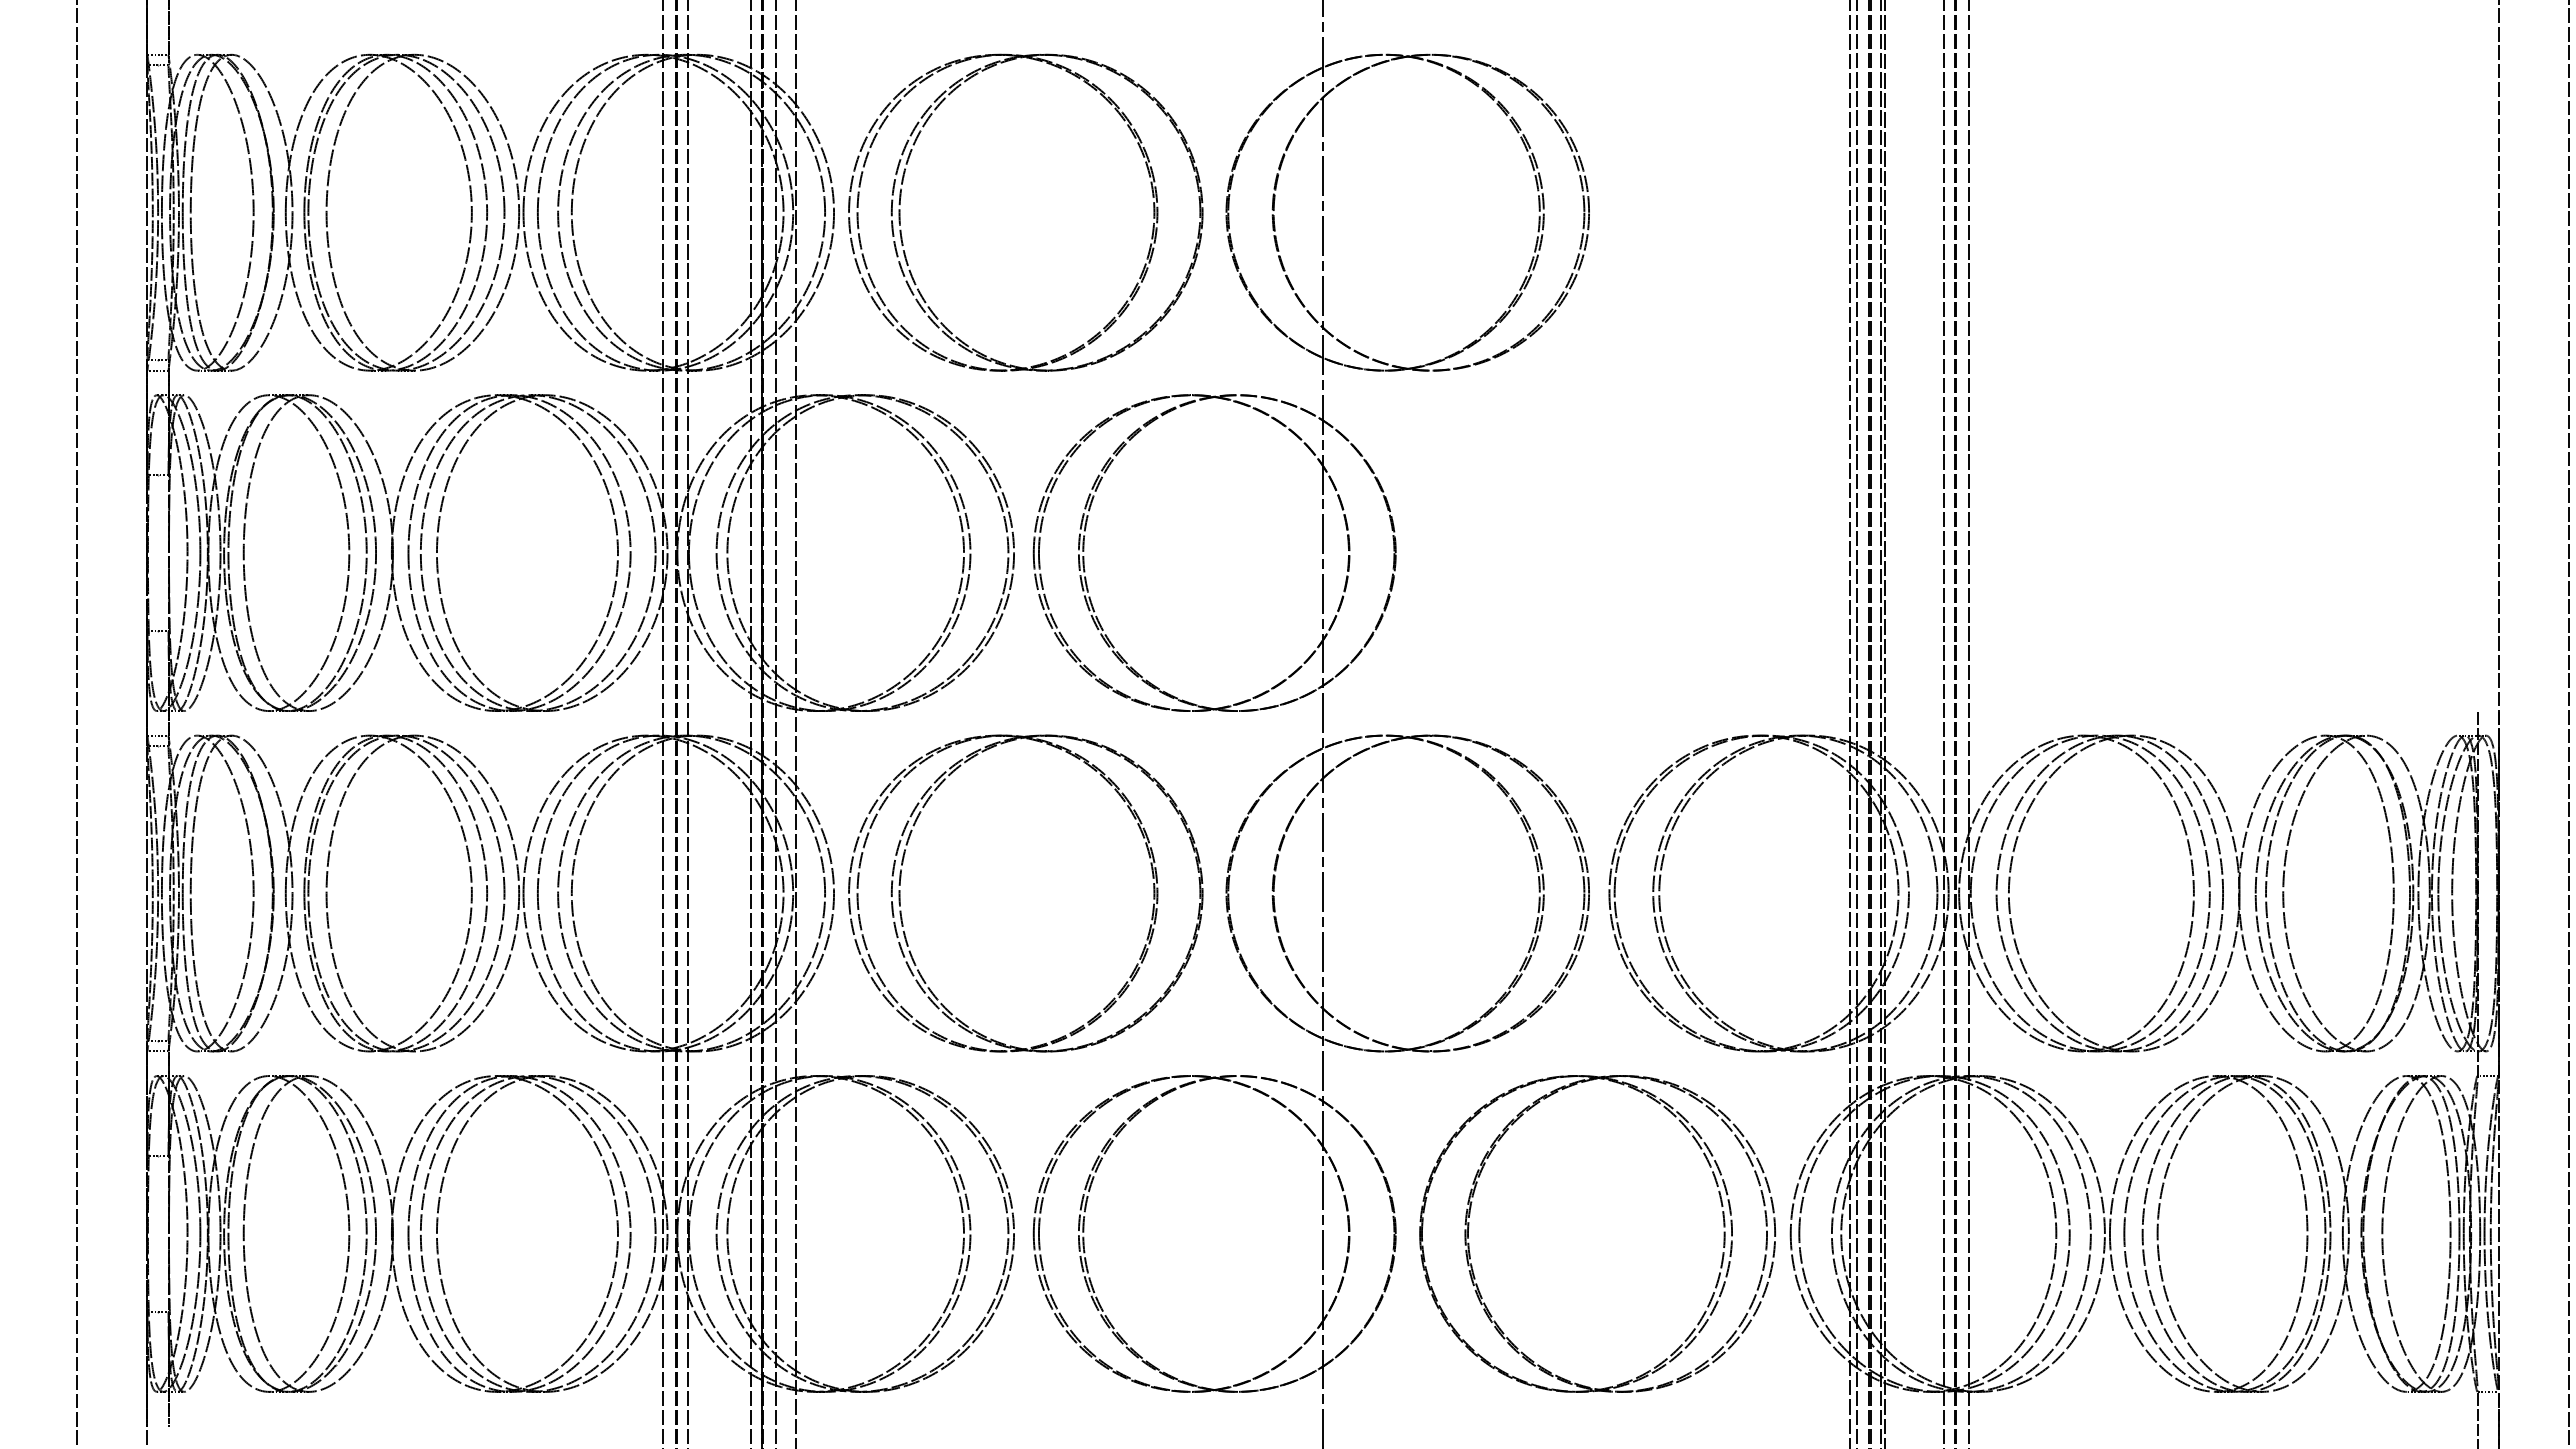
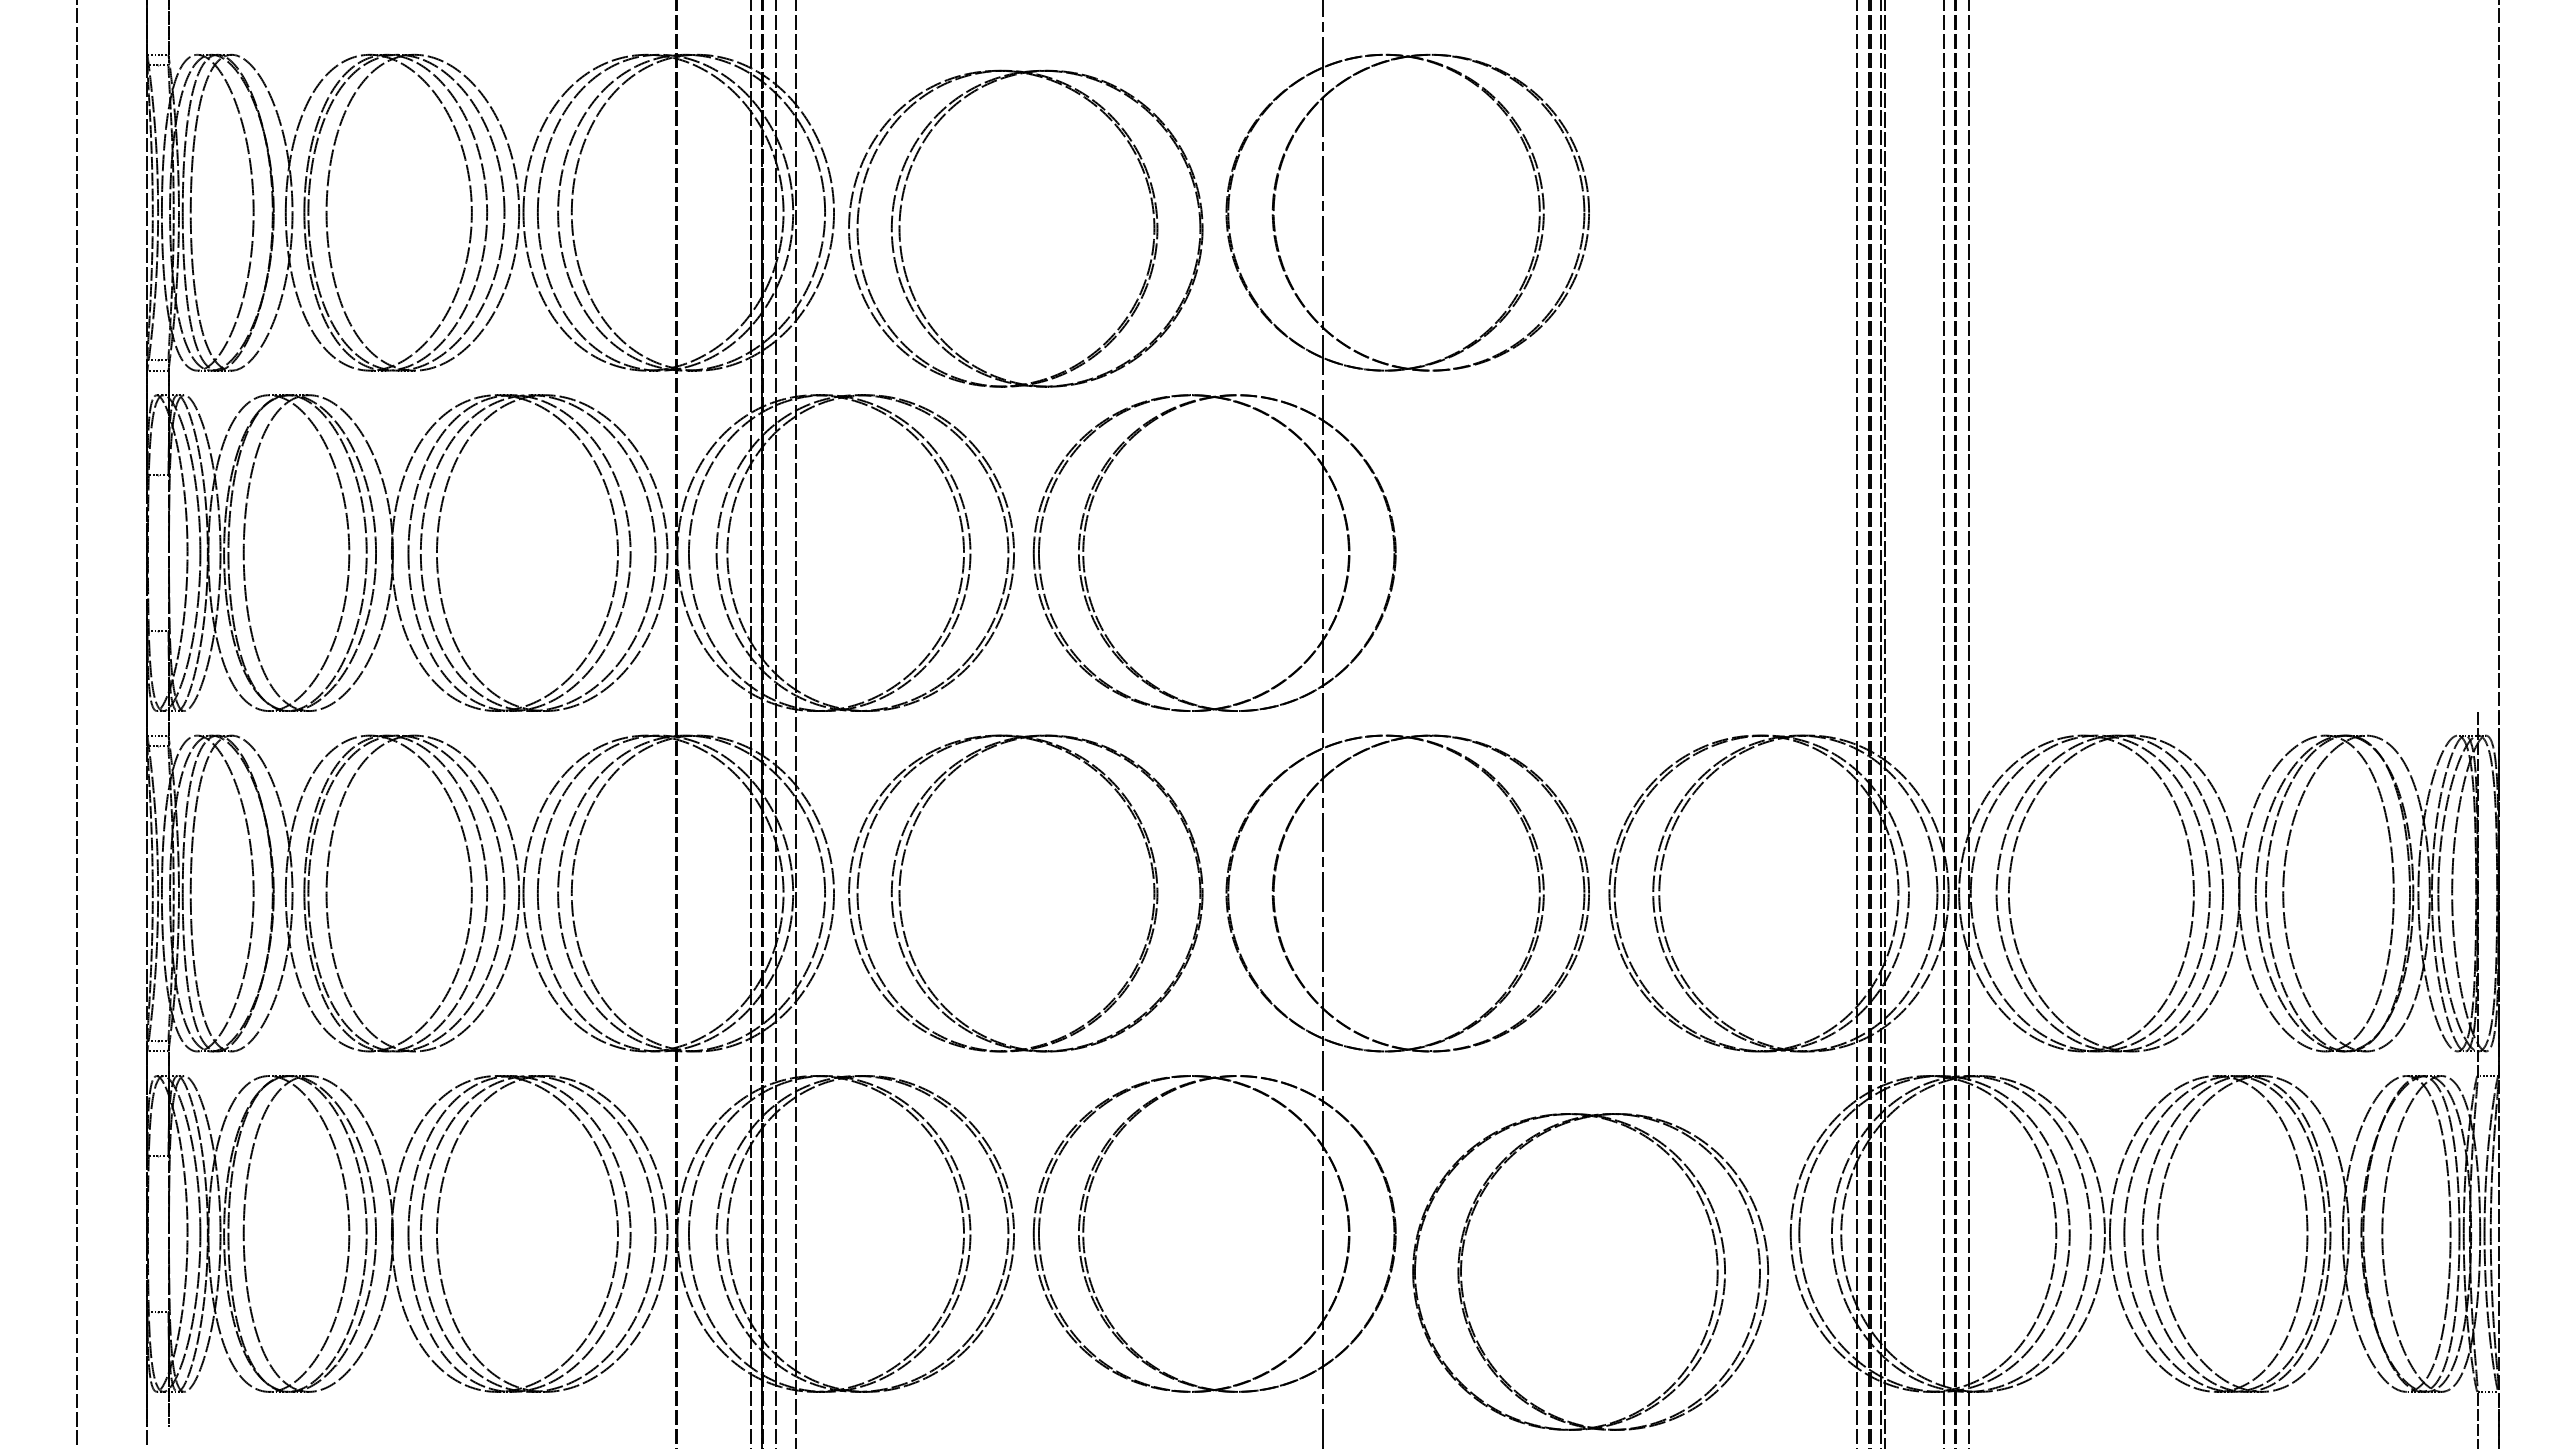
part position: (901, 197) -> (901, 213) (901, 213)
line: present -> none (663, 723)
line: present -> none (687, 723)
line: present -> none (1850, 723)
line: present -> none (2568, 723)
part position: (1723, 1233) -> (1716, 1271) (1716, 1271)
